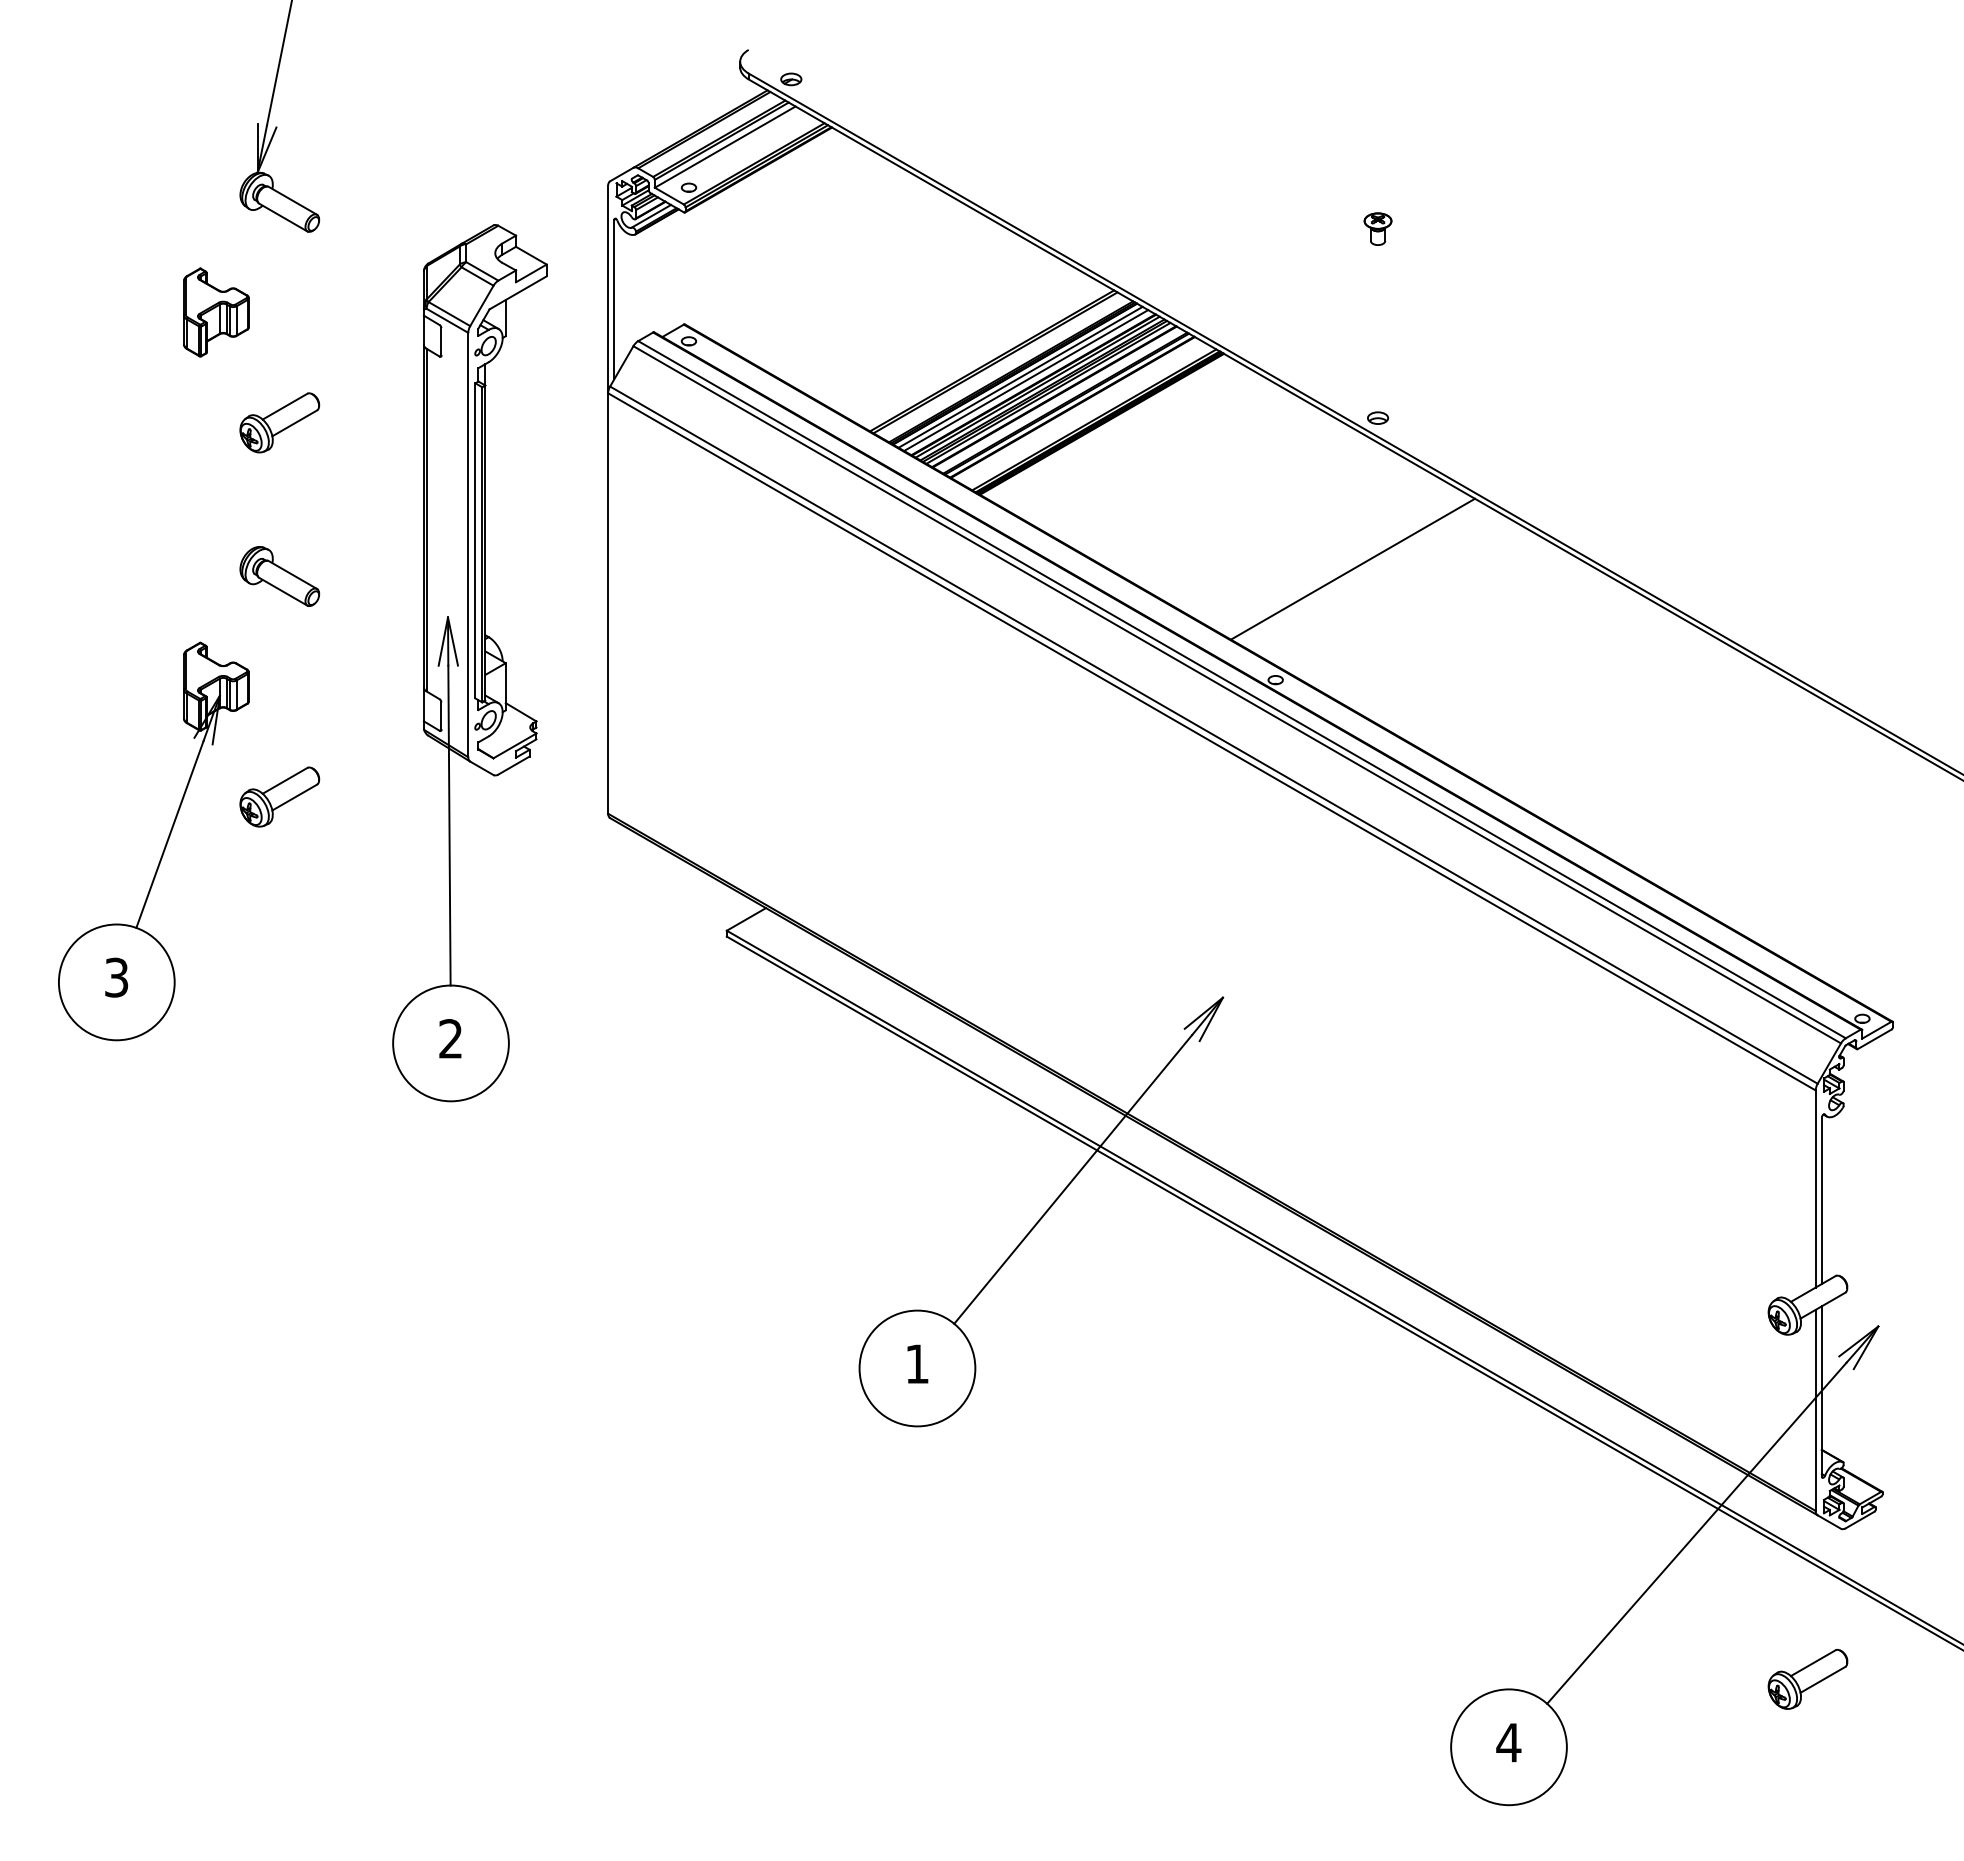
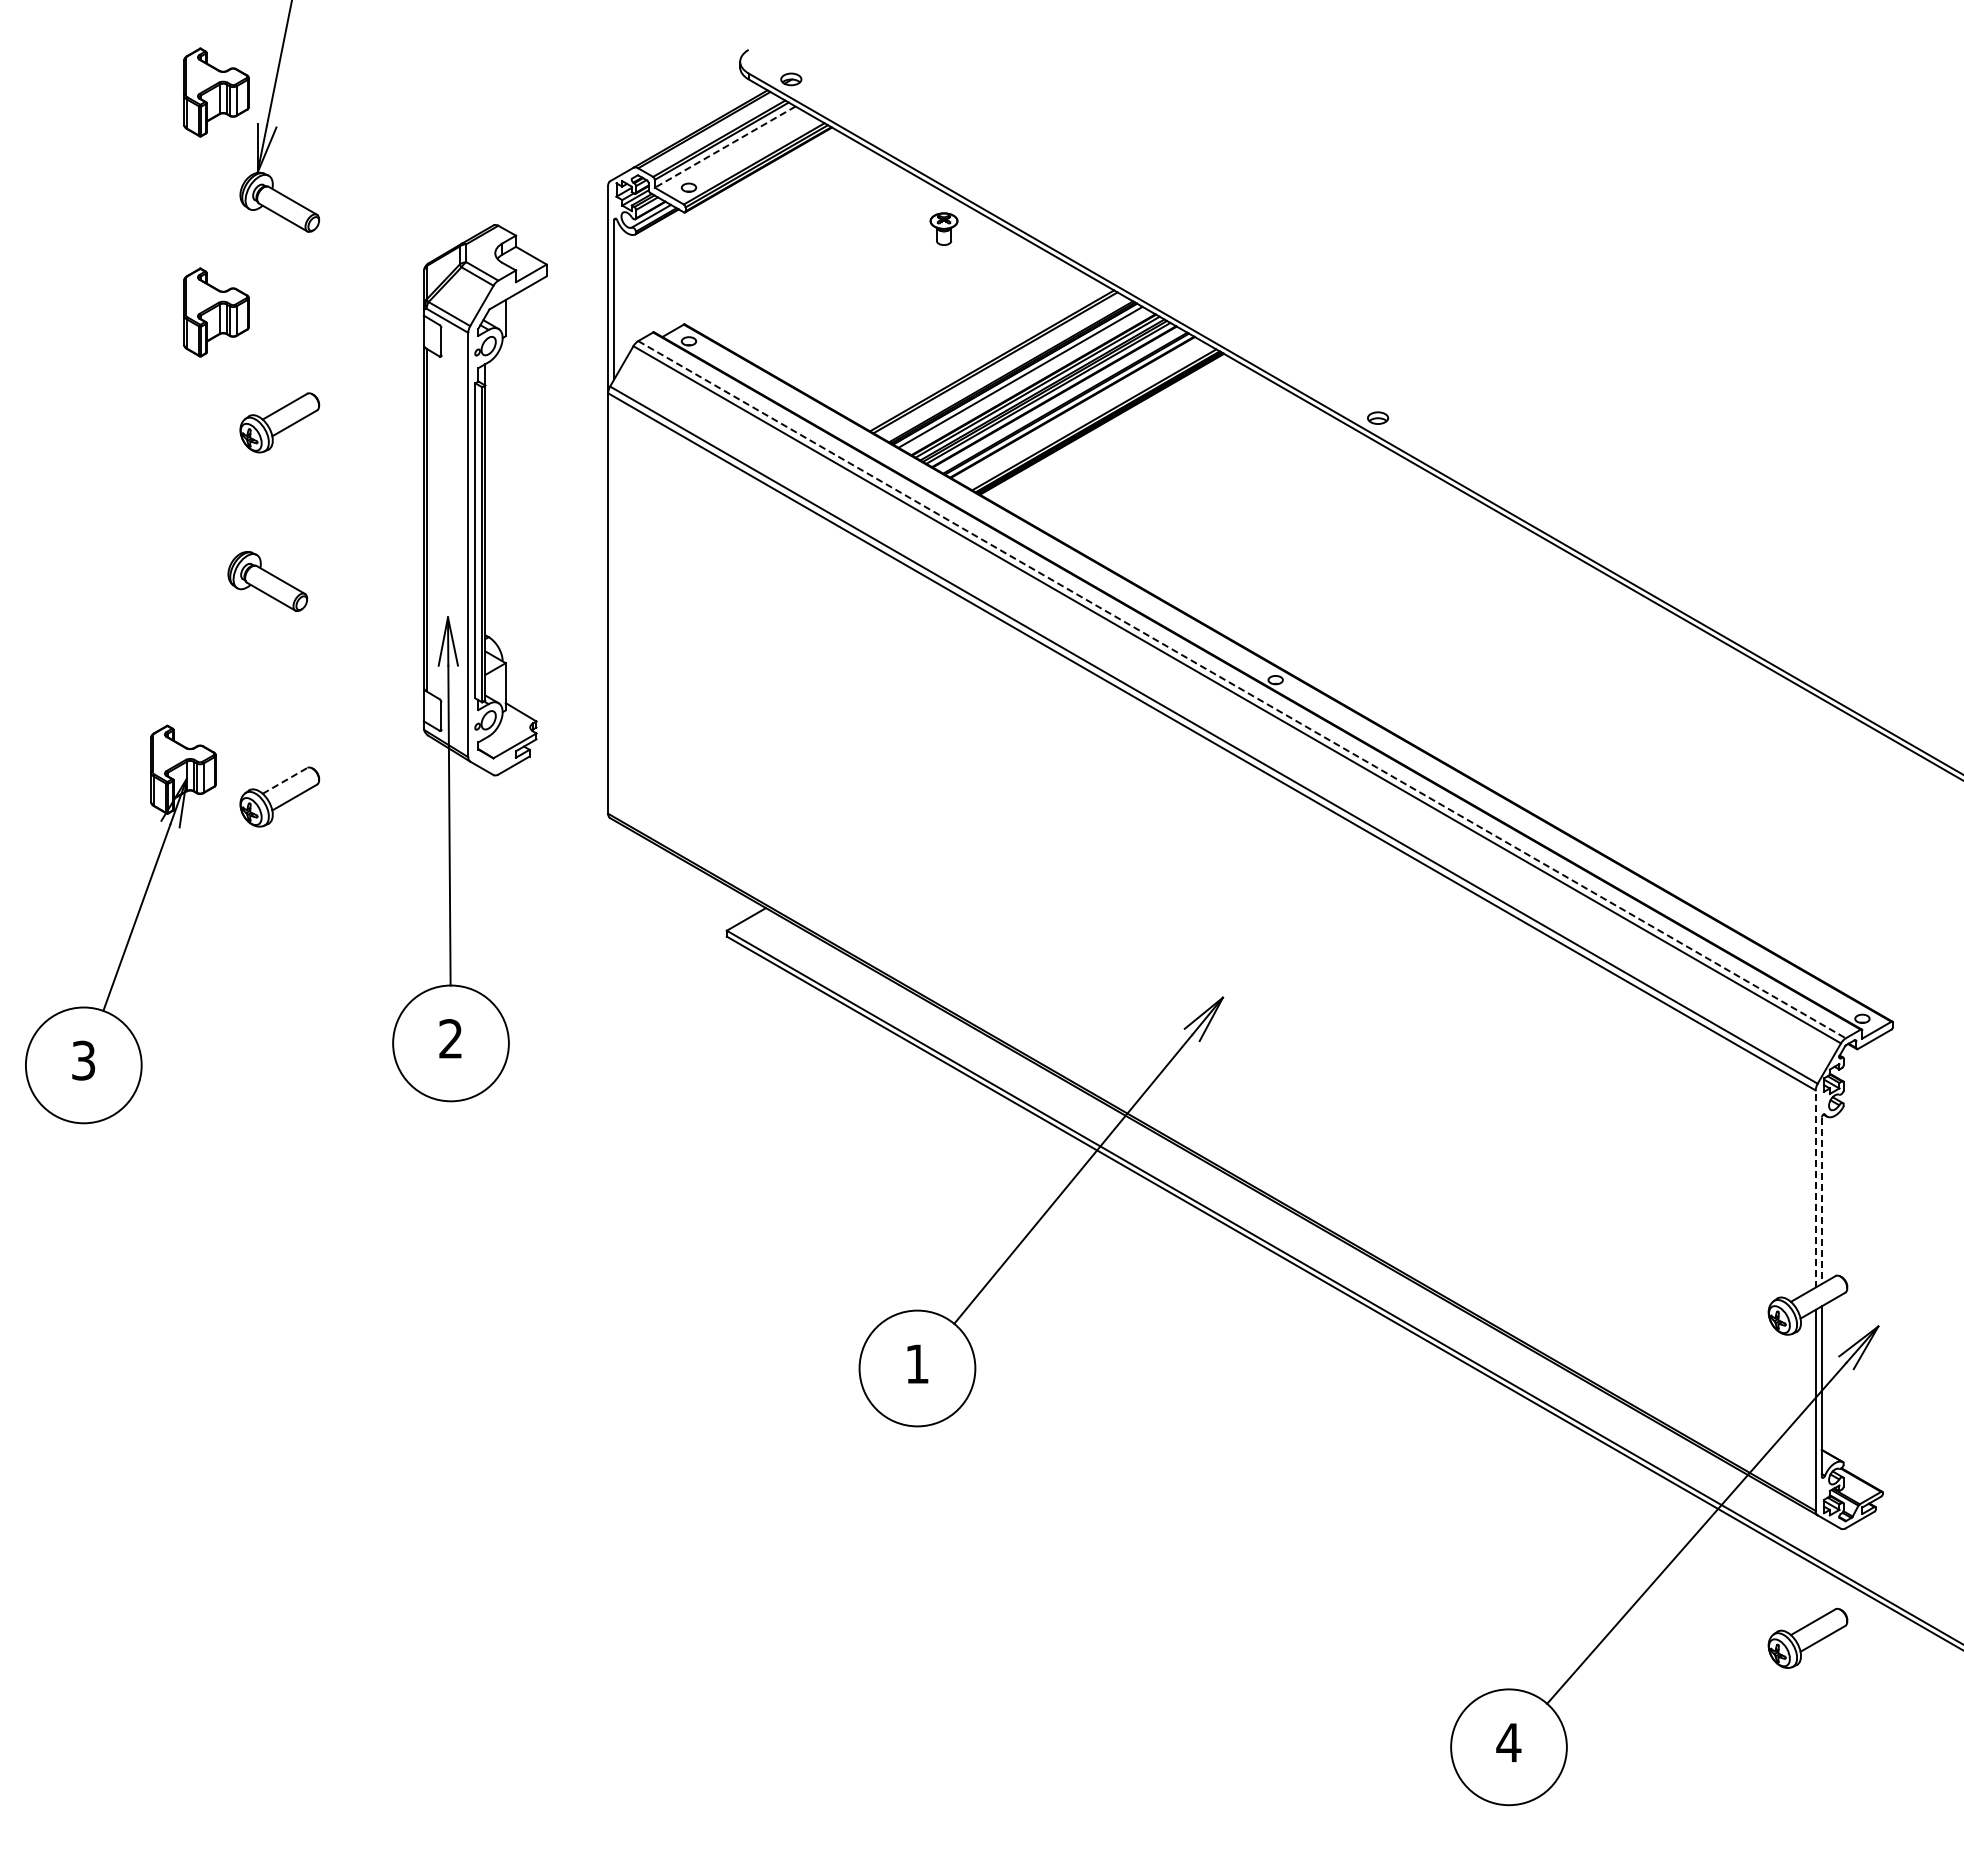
part: none -> present (216, 92)
line: solid -> dashed (724, 147)
part position: (1377, 228) -> (943, 228) (943, 228)
line: present -> none (1026, 380)
line: present -> none (1352, 568)
part position: (279, 576) -> (267, 581) (267, 581)
line: solid -> dashed (1242, 689)
line: solid -> dashed (285, 780)
part position: (164, 846) -> (131, 929) (131, 929)
line: solid -> dashed (1815, 1189)
line: solid -> dashed (1821, 1201)
part position: (1807, 1678) -> (1807, 1637) (1807, 1637)
